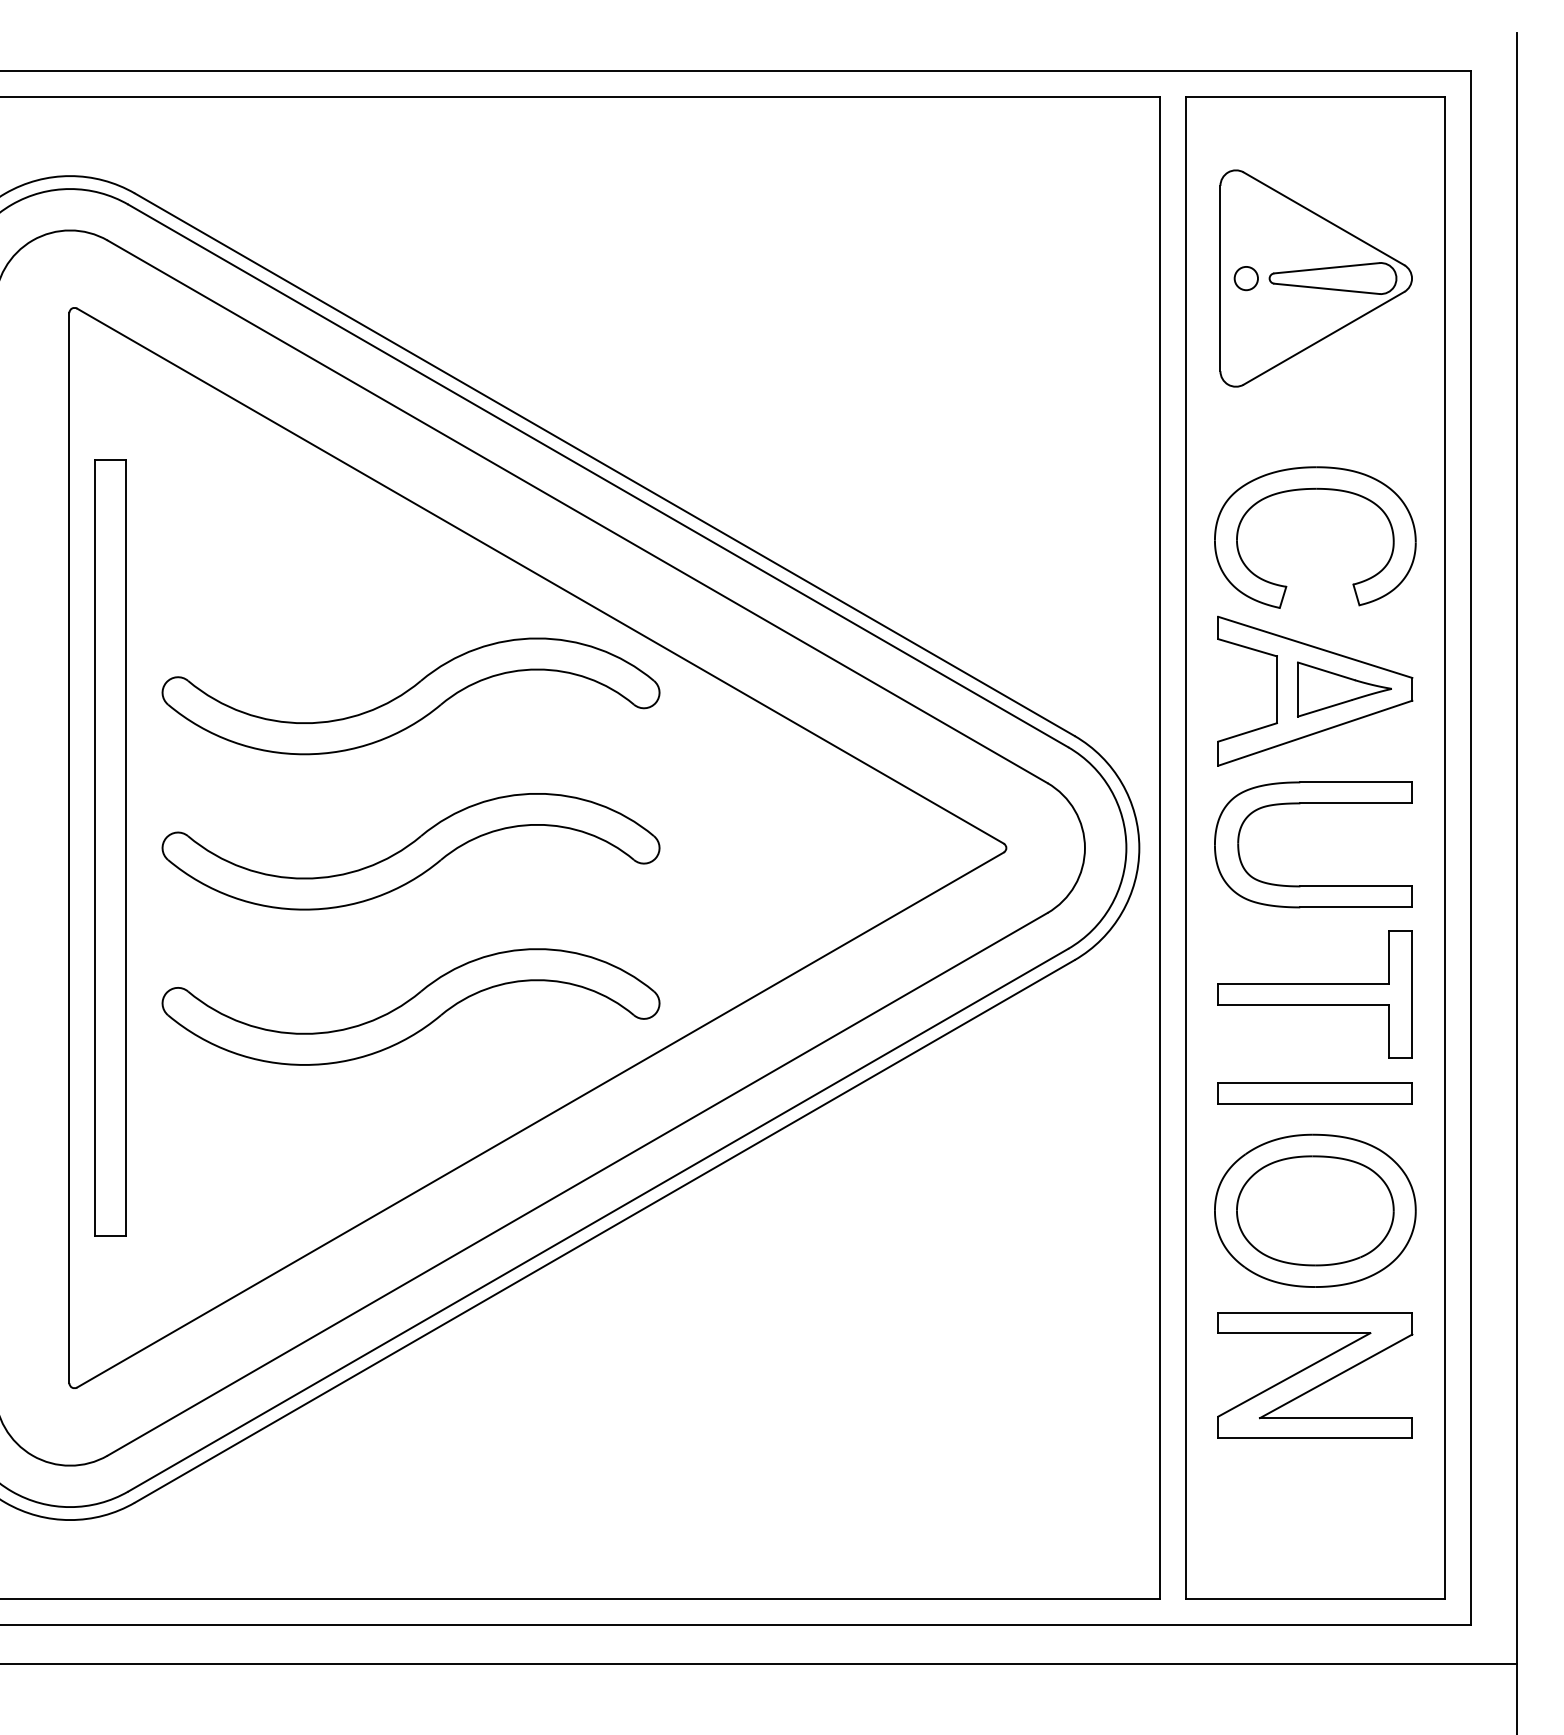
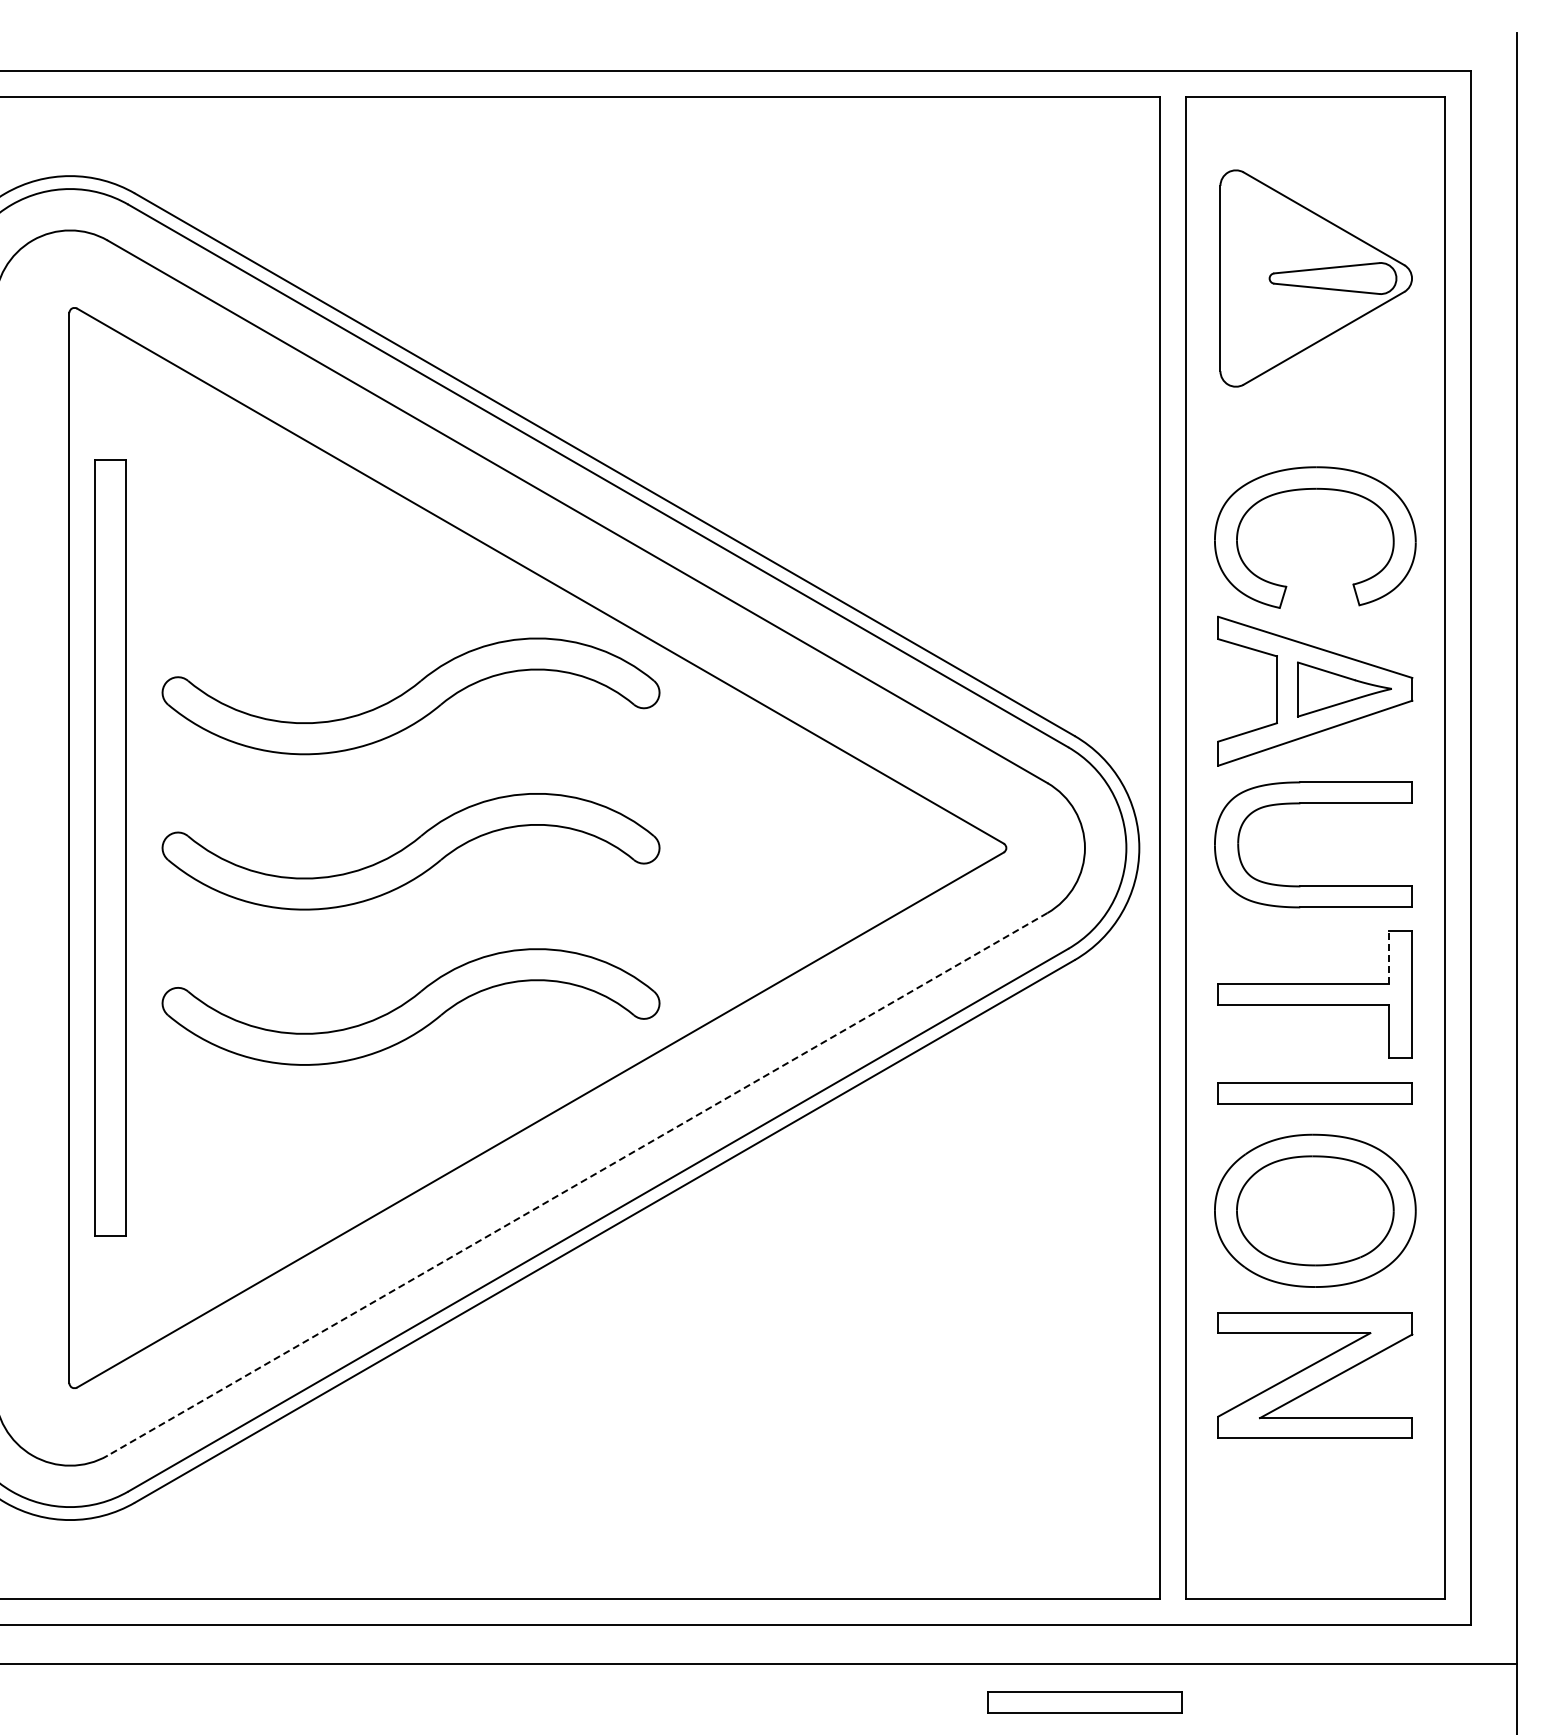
circle: present -> none (1245, 278)
line: solid -> dashed (1389, 957)
line: solid -> dashed (577, 1184)
part: none -> present (1084, 1702)
